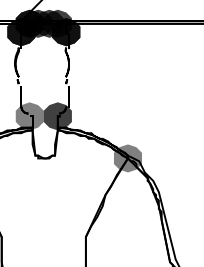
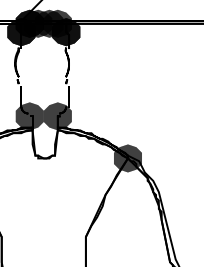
fill: none -> present (29, 116)
fill: none -> present (127, 158)
